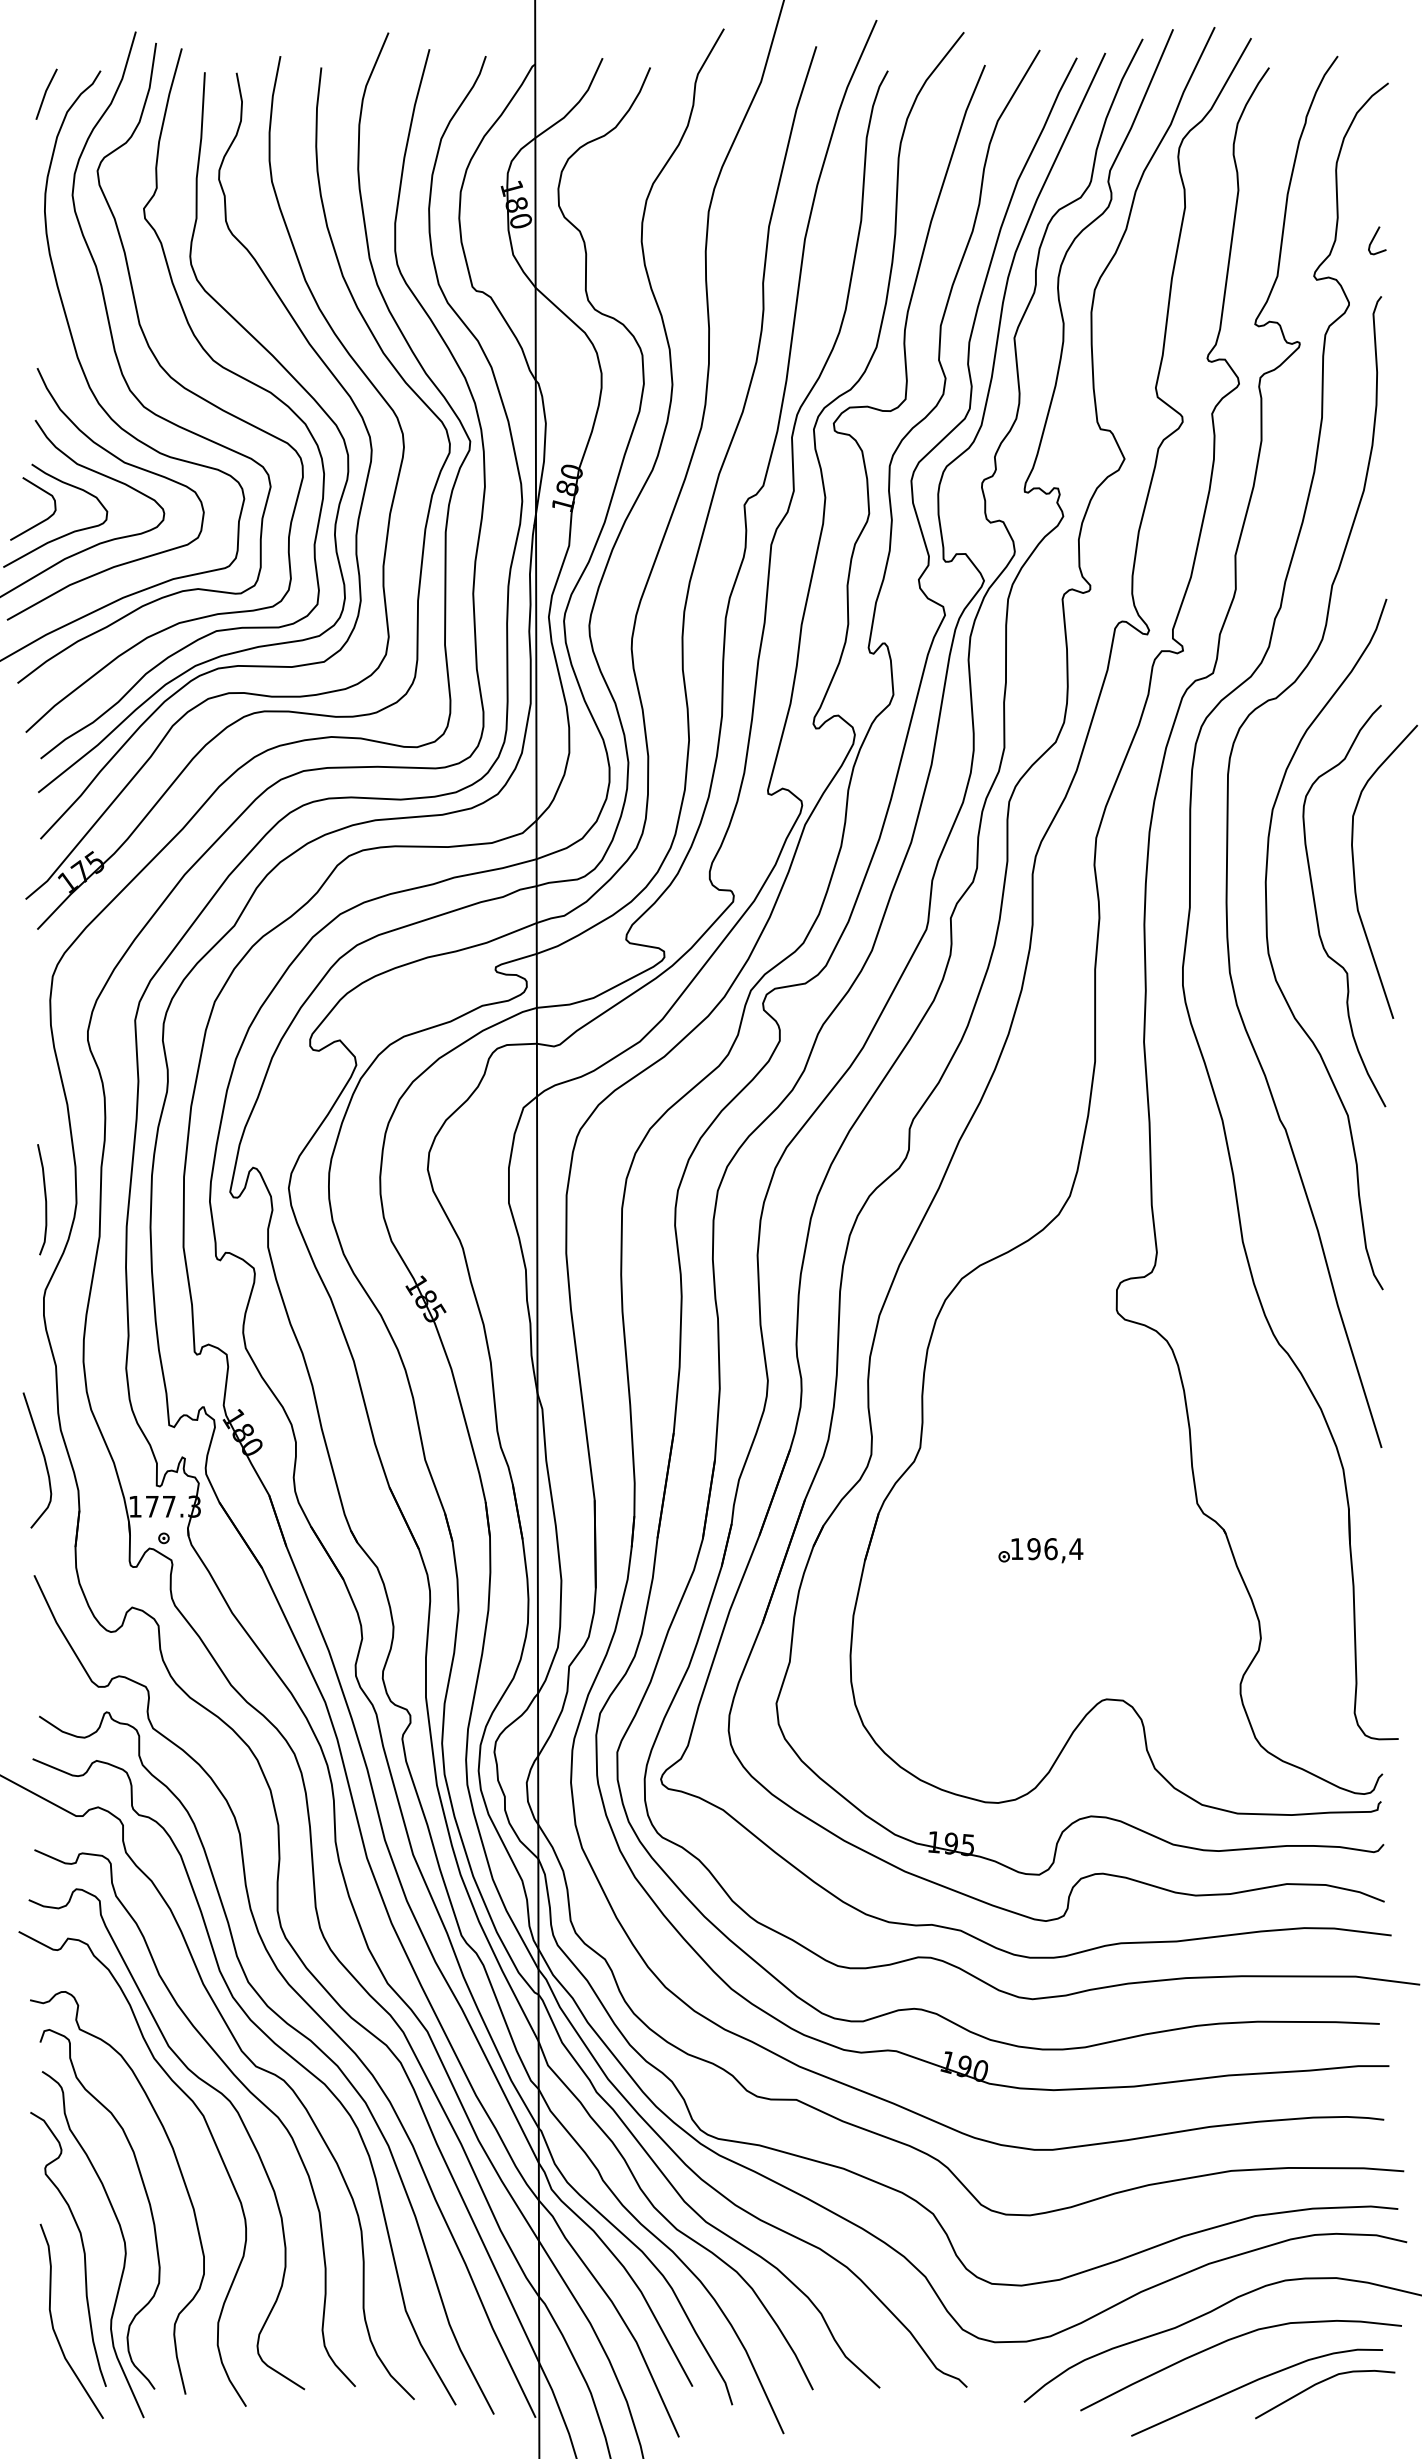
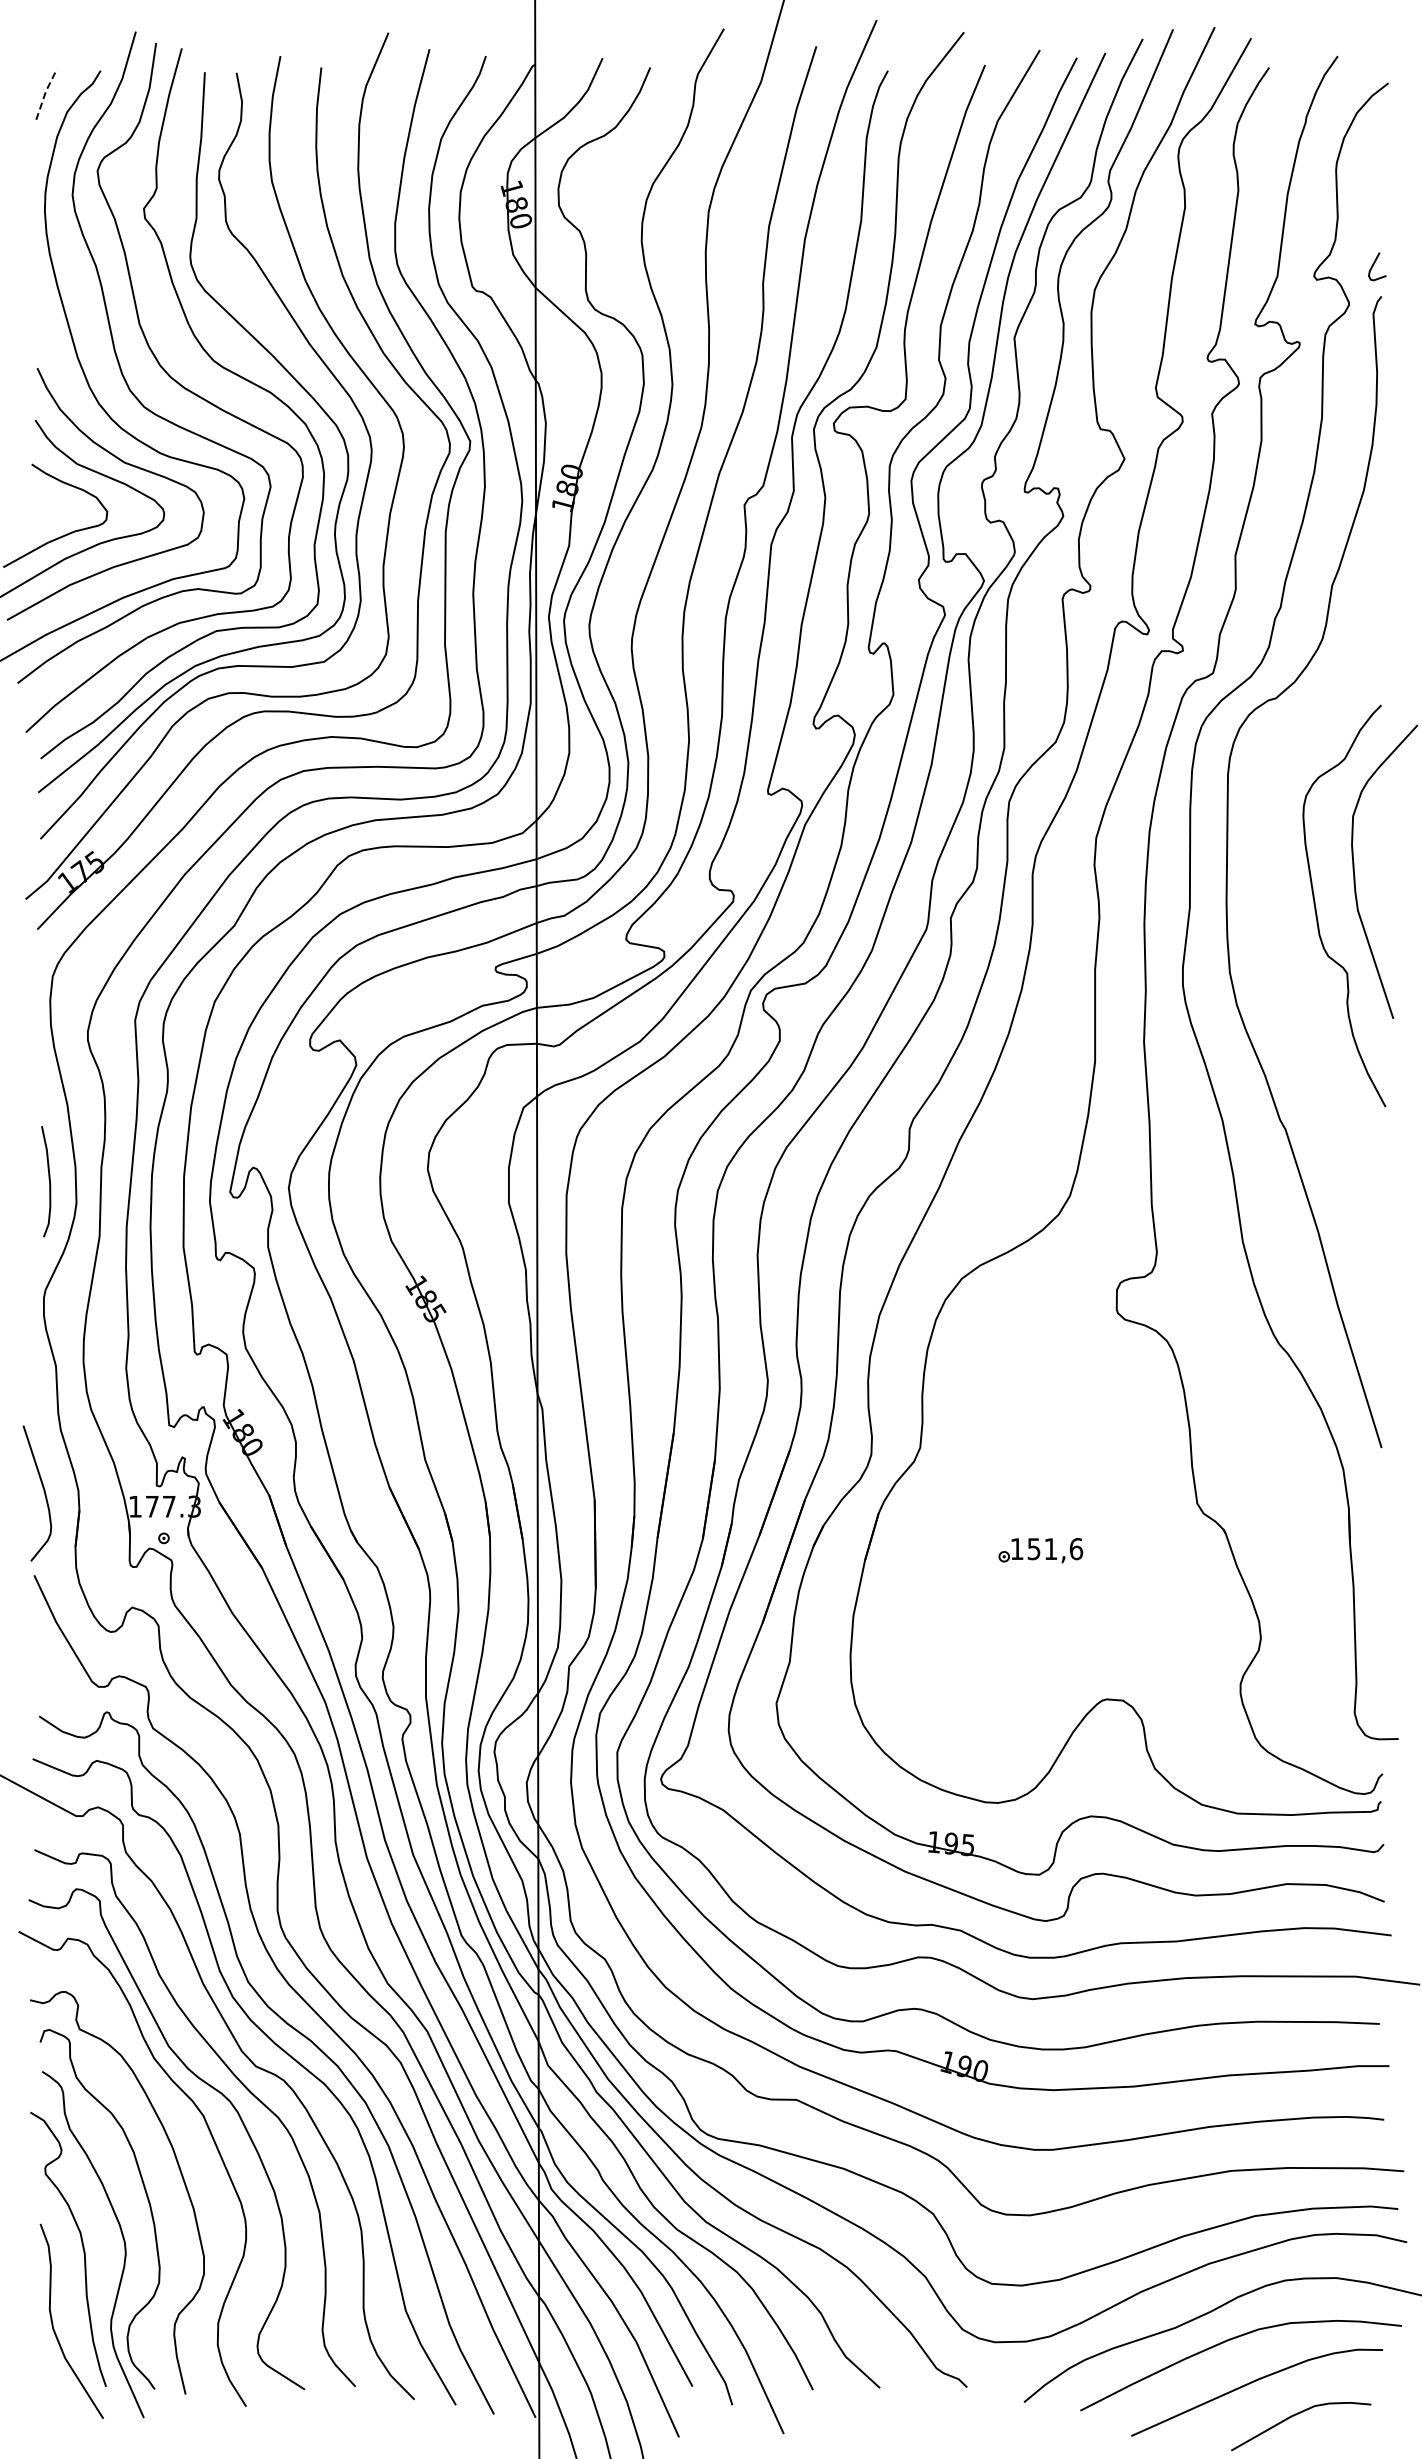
line: solid -> dashed (45, 92)
curve position: (1374, 238) -> (1374, 264) (1374, 264)
curve: present -> none (40, 521)
curve: present -> none (1271, 959)
curve position: (44, 1197) -> (48, 1179) (48, 1179)
curve position: (43, 1458) -> (43, 1491) (43, 1491)
text: 196,4 -> 151,6 (1055, 1549)
curve position: (1320, 2383) -> (1296, 2415) (1296, 2415)
